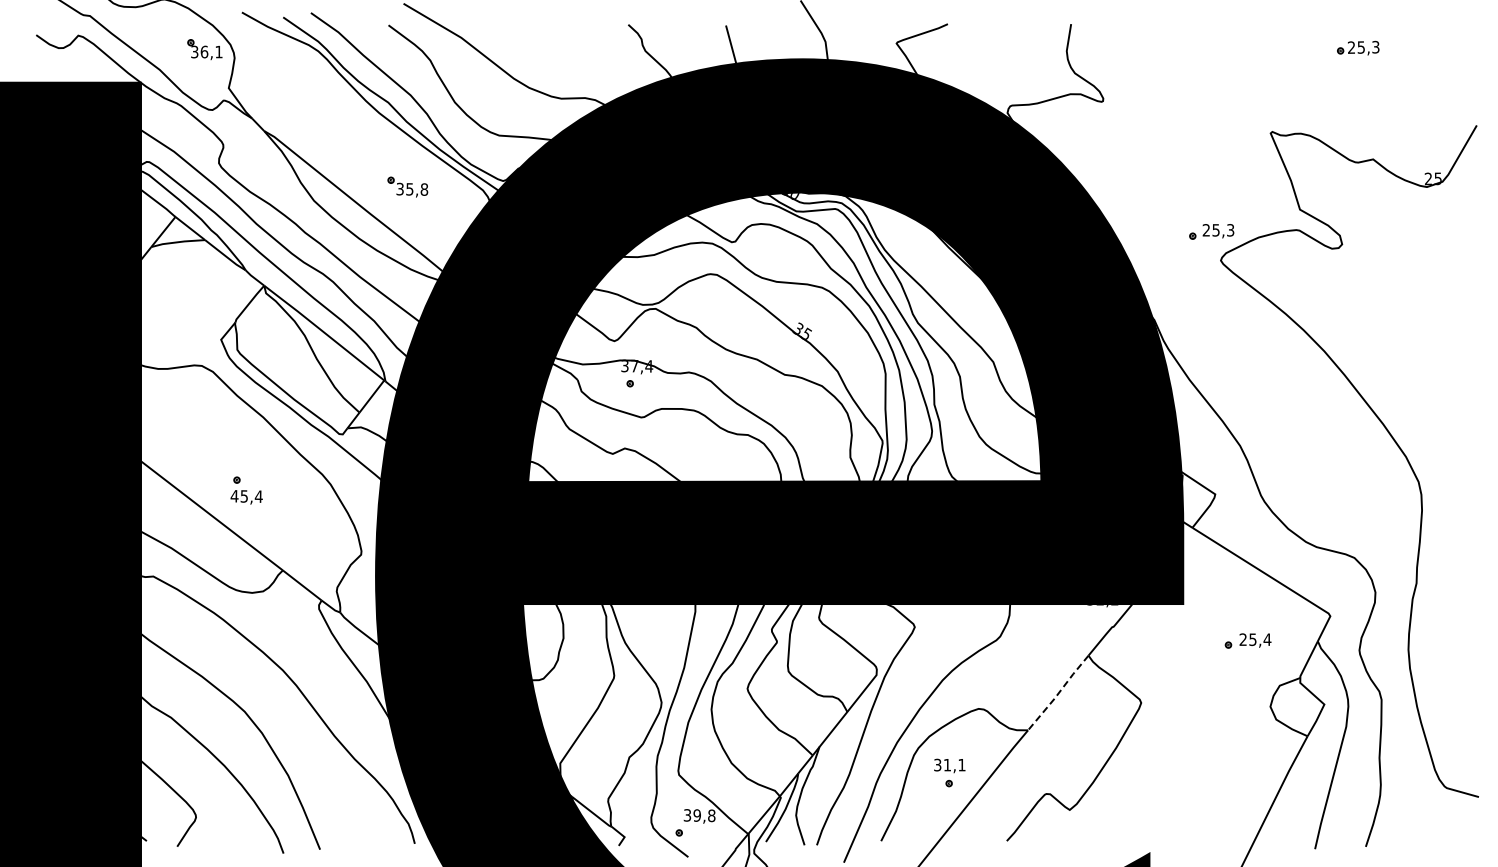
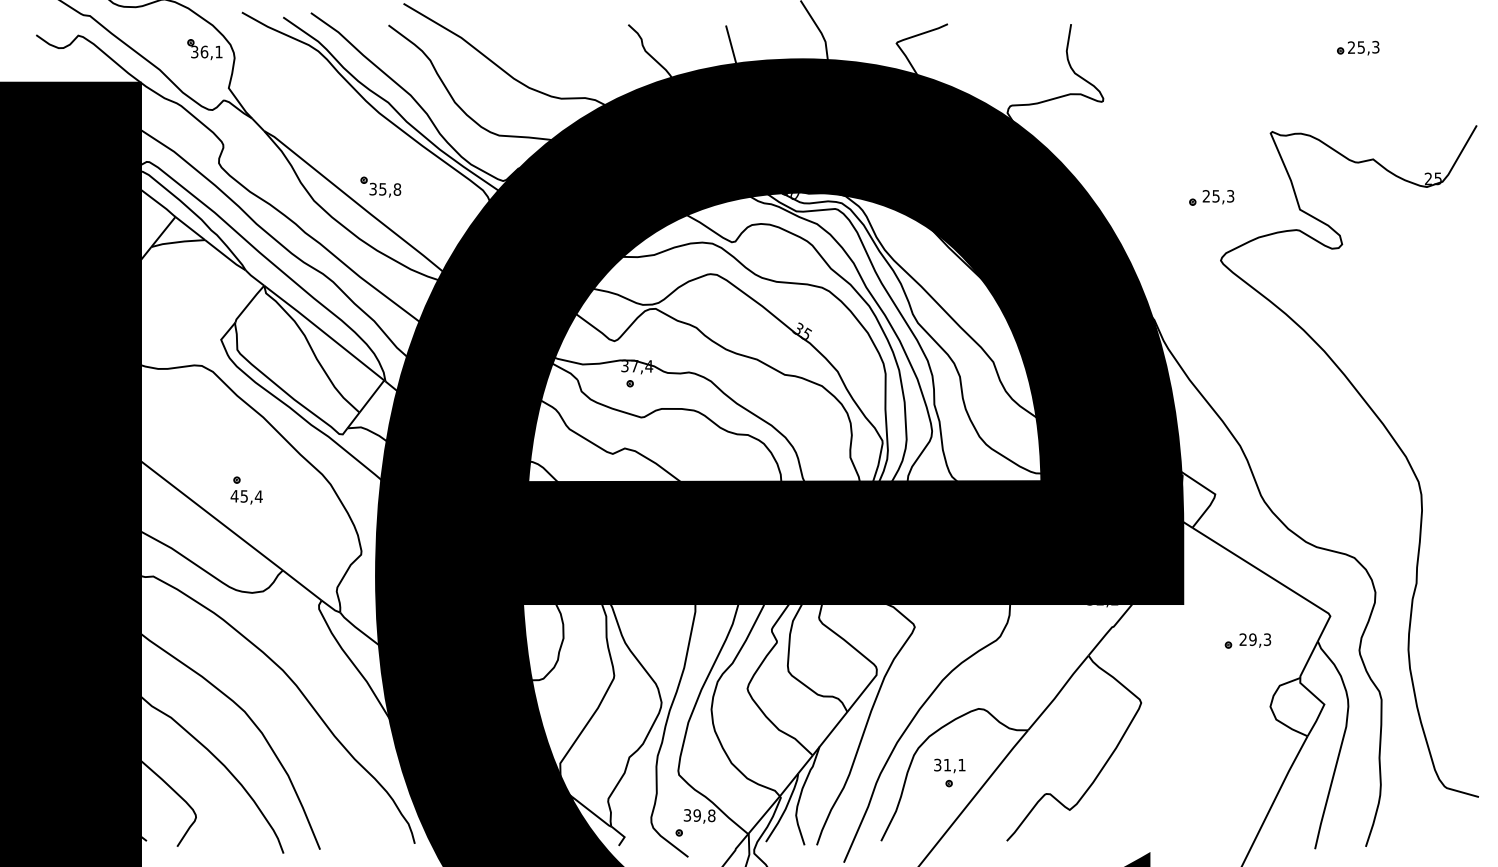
part position: (407, 186) -> (380, 186) (380, 186)
part position: (1211, 231) -> (1211, 197) (1211, 197)
text: 25,4 -> 29,3 (1260, 639)
line: dashed -> solid (1058, 693)
